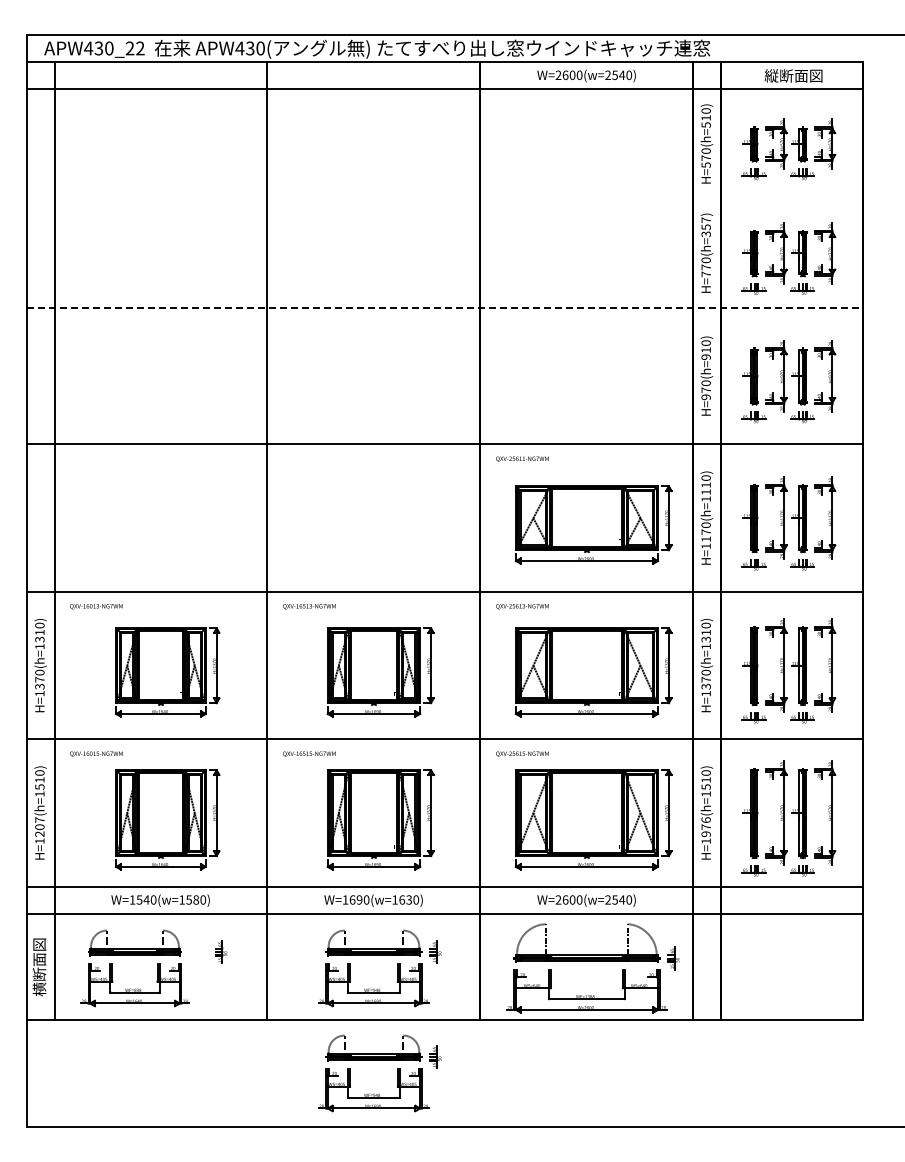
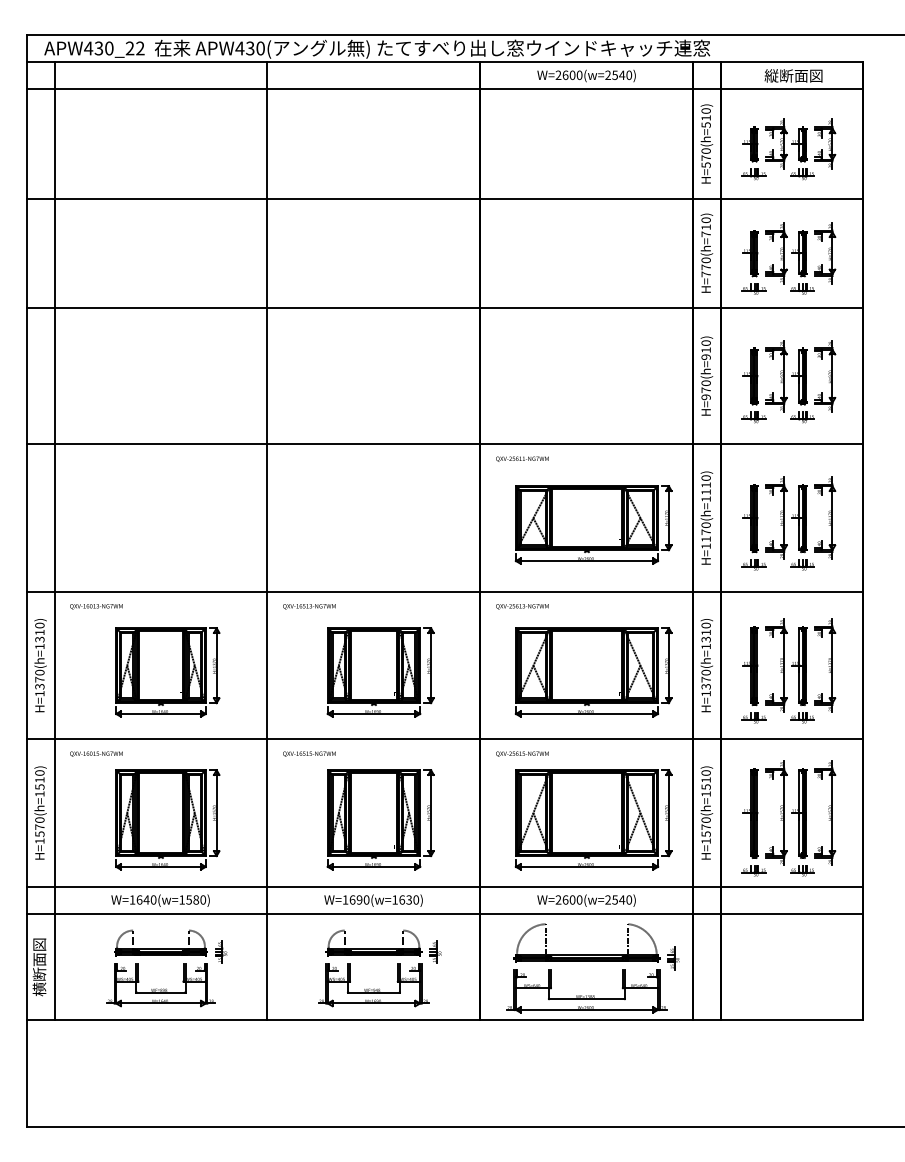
line: none -> present (444, 198)
text: H=770(h=357) -> H=770(h=710) (705, 227)
line: dashed -> solid (444, 307)
text: H=1207(h=1510) -> H=1570(h=1510) (39, 827)
text: H=1976(h=1510) -> H=1570(h=1510) (705, 827)
text: W=1540(w=1580) -> W=1640(w=1580) (139, 899)
part position: (134, 955) -> (160, 955) (160, 955)
part: present -> none (379, 1060)
